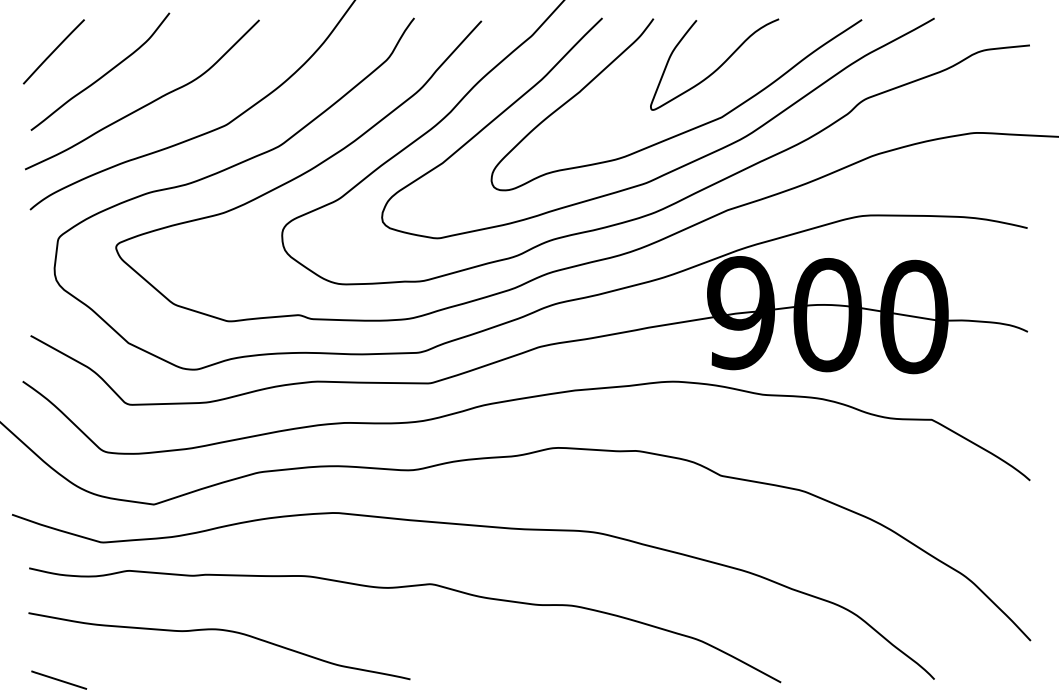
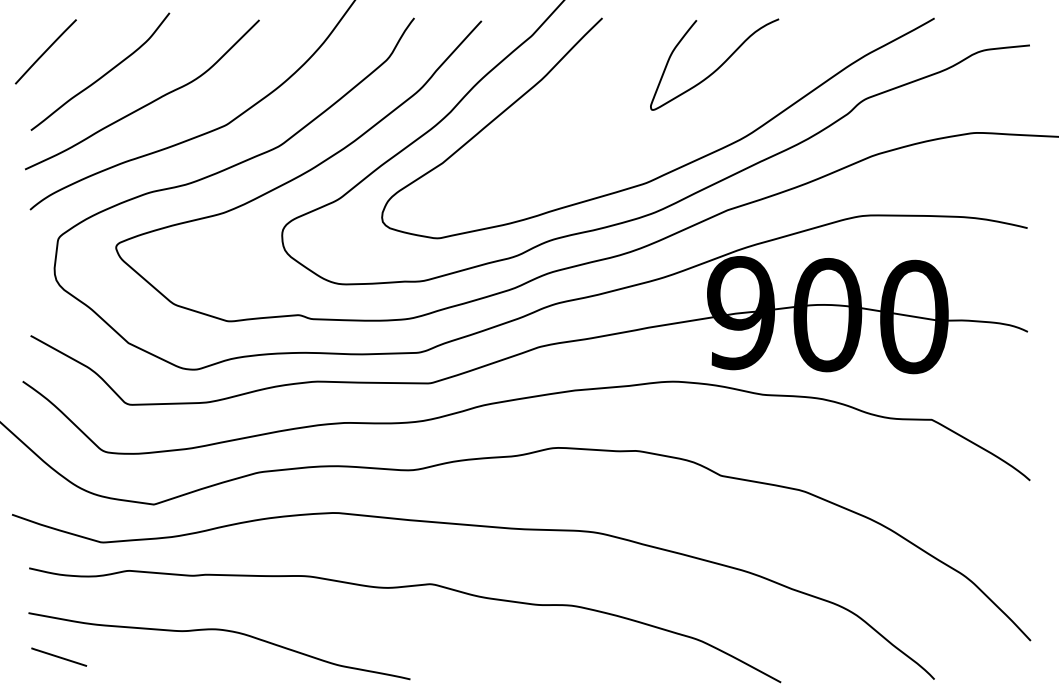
line position: (53, 51) -> (45, 51) (45, 51)
curve: present -> none (688, 129)
line position: (59, 679) -> (59, 656) (59, 656)
